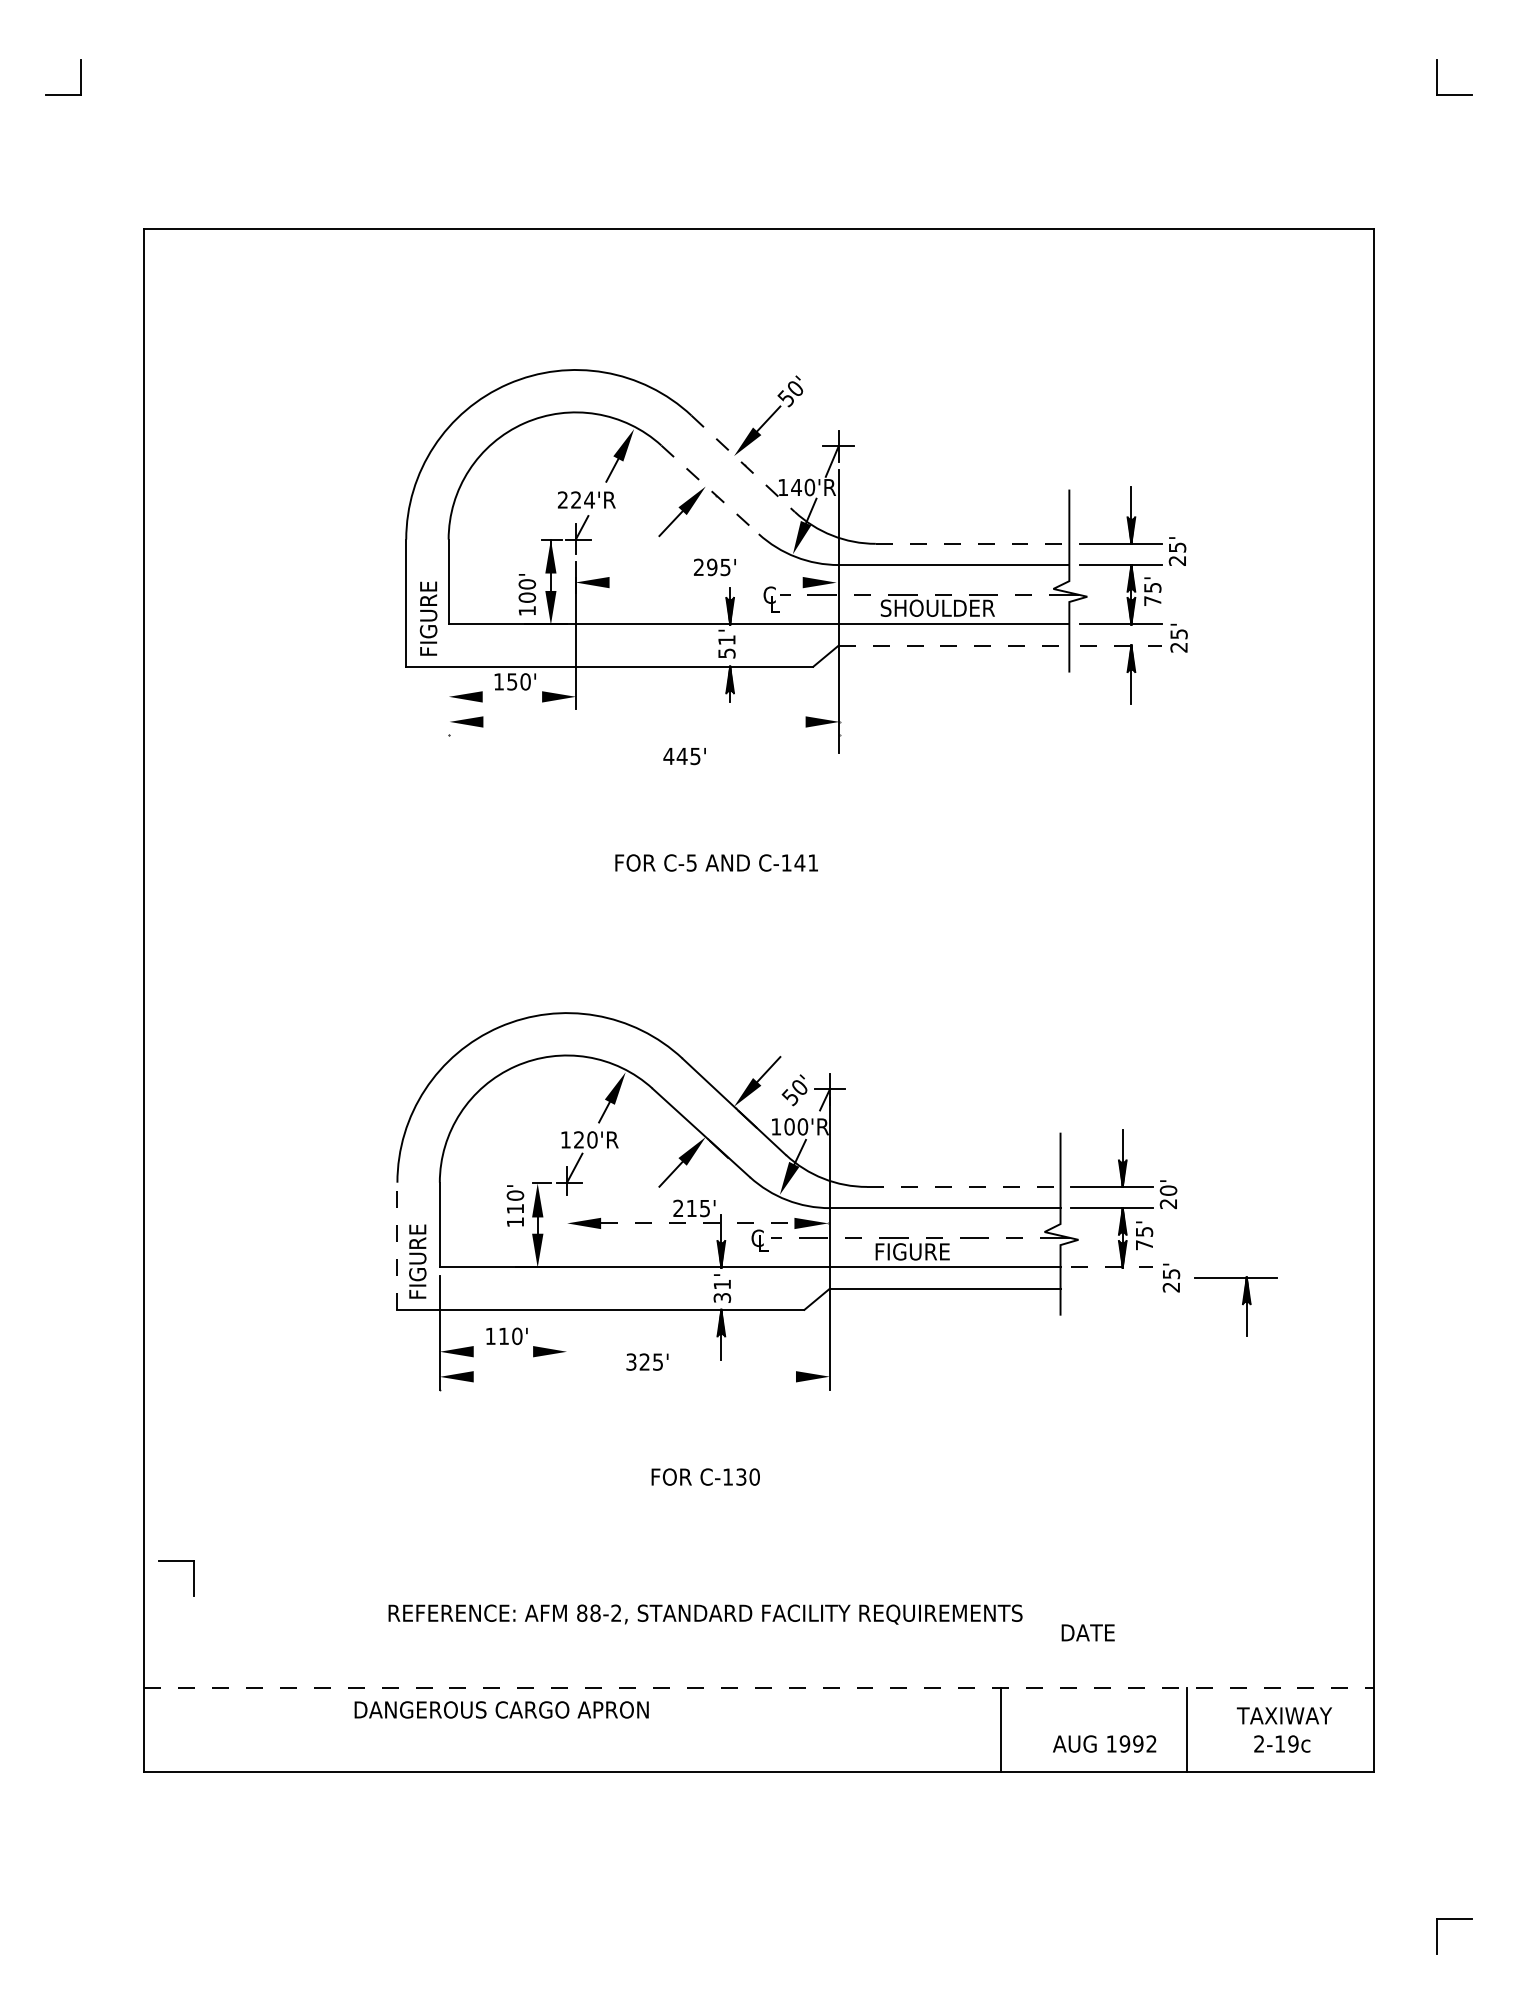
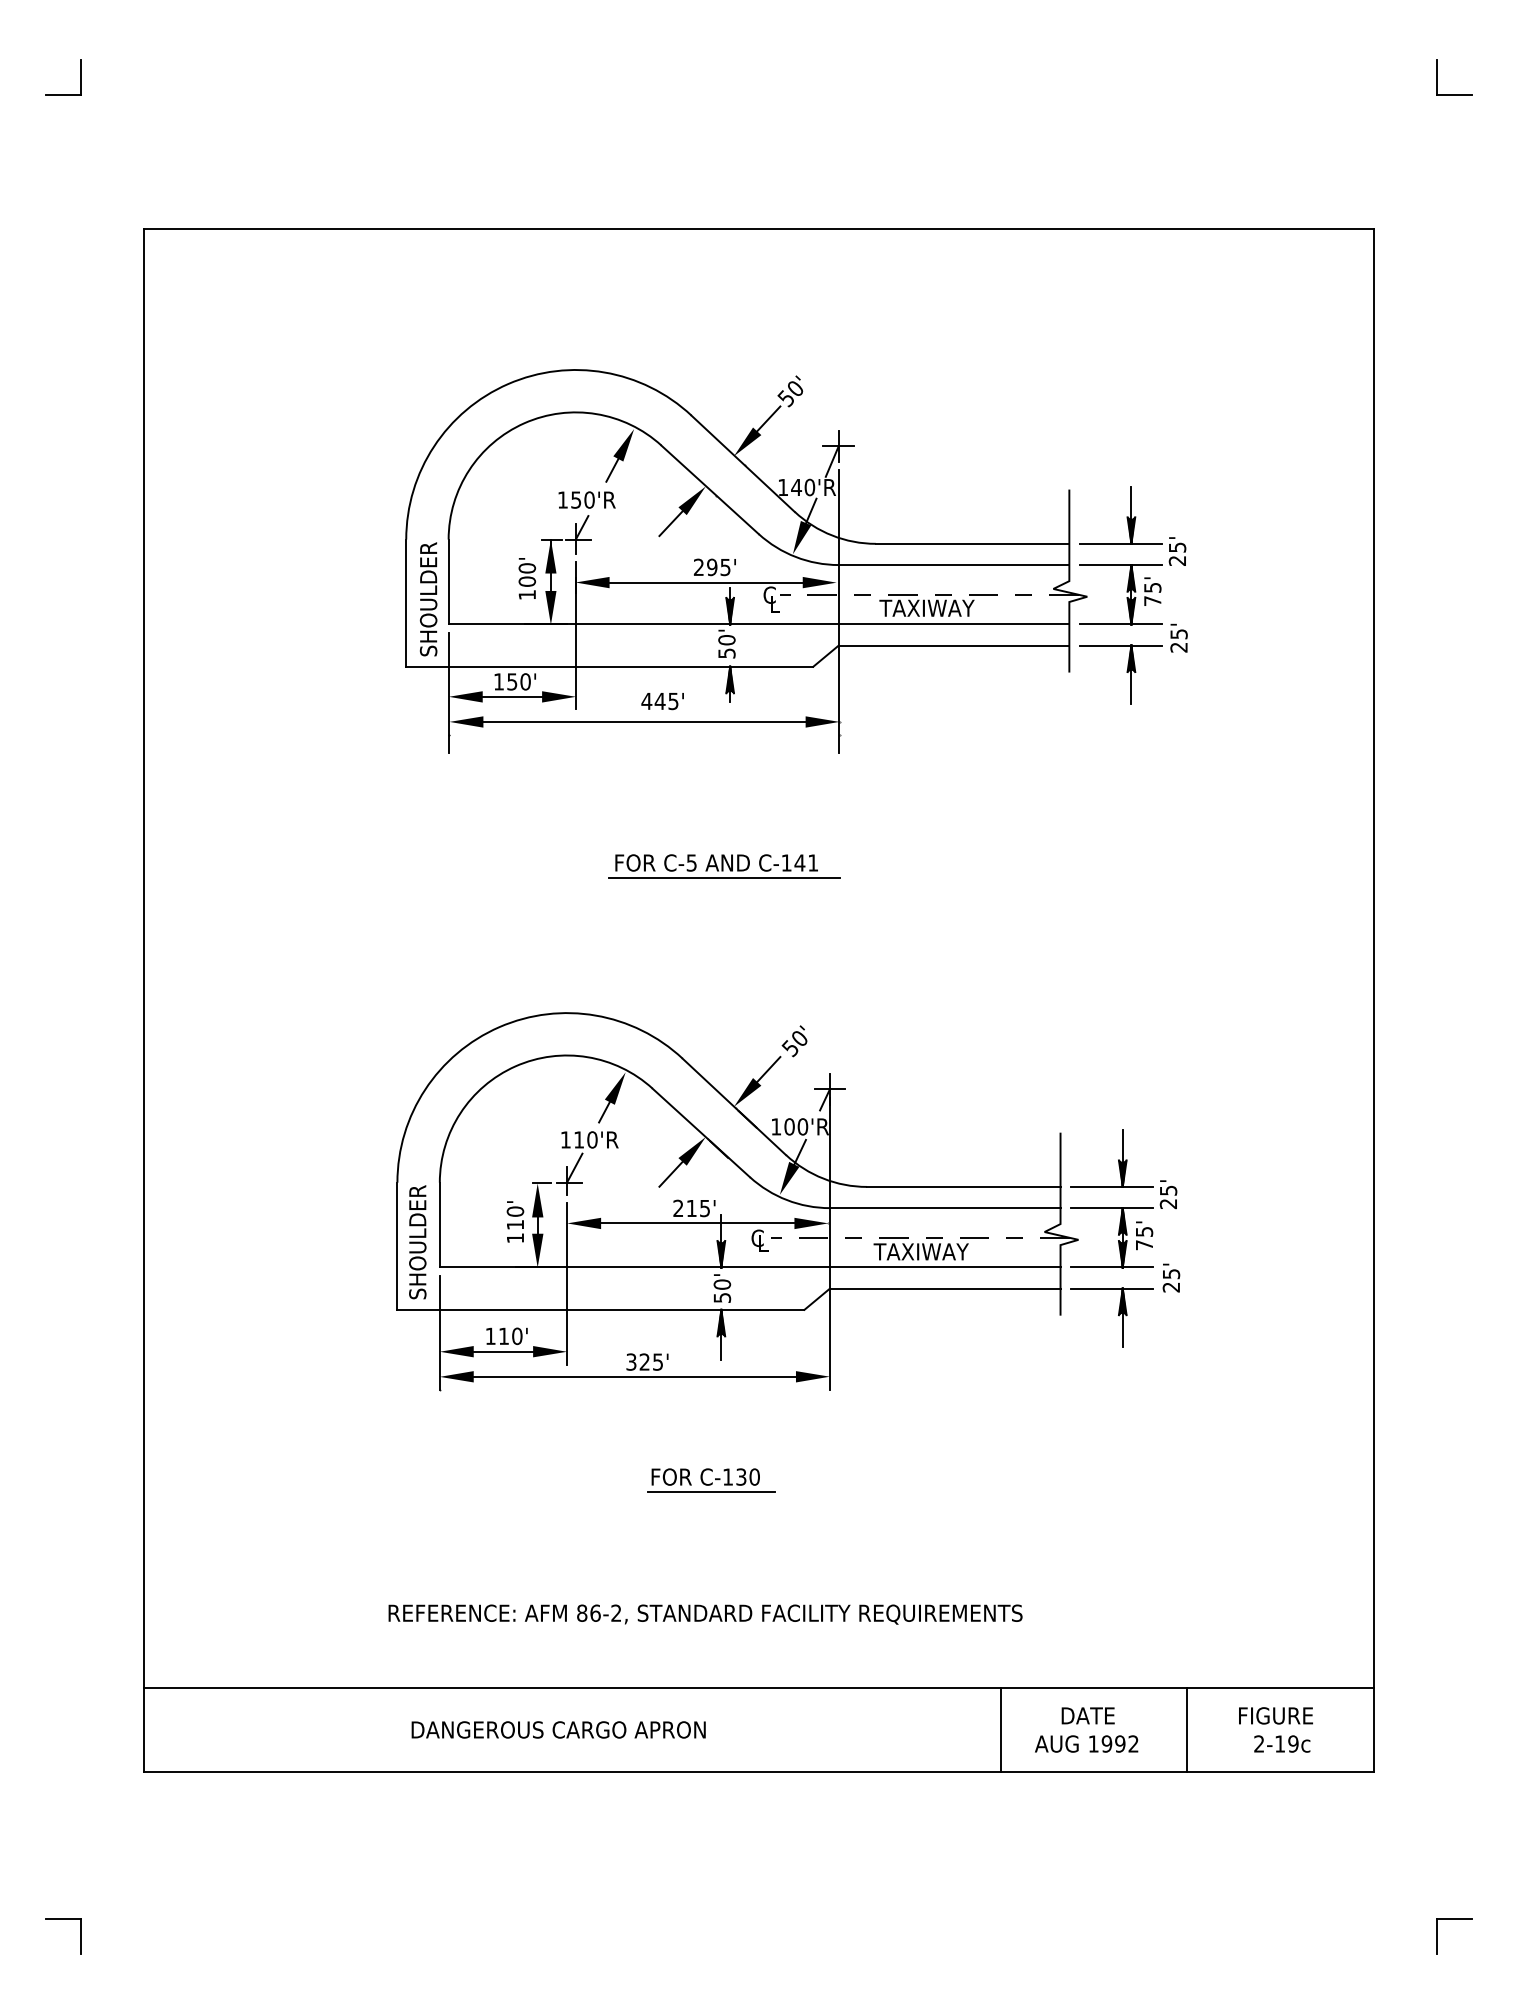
line: dashed -> solid (743, 463)
line: dashed -> solid (710, 489)
text: 224'R -> 150'R (576, 499)
line: dashed -> solid (972, 543)
line: none -> present (705, 582)
text position: (526, 594) -> (526, 578) (526, 578)
text: FIGURE -> SHOULDER (428, 599)
text: SHOULDER -> TAXIWAY (936, 607)
text: 51' -> 50' (726, 640)
line: dashed -> solid (954, 645)
line: dashed -> solid (1120, 645)
line: none -> present (448, 692)
line: none -> present (512, 696)
line: none -> present (644, 721)
text position: (684, 756) -> (662, 701) (662, 701)
line: none -> present (723, 878)
text position: (794, 1090) -> (794, 1041) (794, 1041)
text: 120'R -> 110'R (578, 1139)
line: dashed -> solid (963, 1186)
text: 20' -> 25' (1168, 1190)
text position: (515, 1205) -> (515, 1221) (515, 1221)
line: dashed -> solid (697, 1223)
text: FIGURE -> SHOULDER (417, 1242)
line: dashed -> solid (397, 1246)
text: FIGURE -> TAXIWAY (920, 1251)
line: dashed -> solid (1112, 1267)
line: none -> present (567, 1284)
text: 31' -> 50' (722, 1290)
part position: (1242, 1304) -> (1118, 1315) (1118, 1315)
line: none -> present (503, 1351)
line: none -> present (634, 1376)
line: none -> present (711, 1492)
part position: (176, 1561) -> (63, 1919) (63, 1919)
text: 88-2, -> 86-2, (595, 1612)
text position: (1087, 1632) -> (1087, 1715) (1087, 1715)
line: dashed -> solid (759, 1687)
text position: (501, 1709) -> (558, 1729) (558, 1729)
text: TAXIWAY -> FIGURE (1284, 1715)
text position: (1104, 1743) -> (1086, 1743) (1086, 1743)
